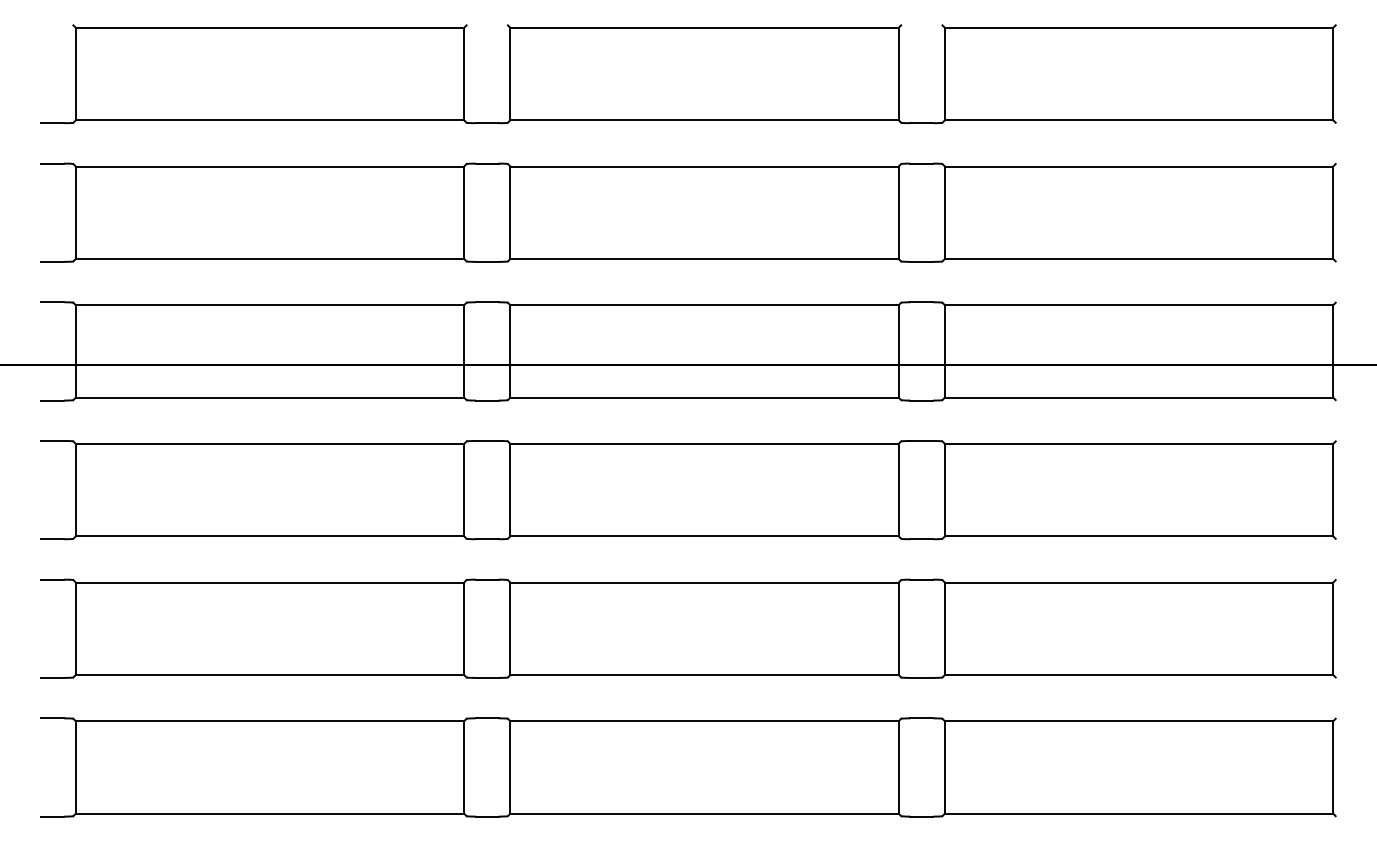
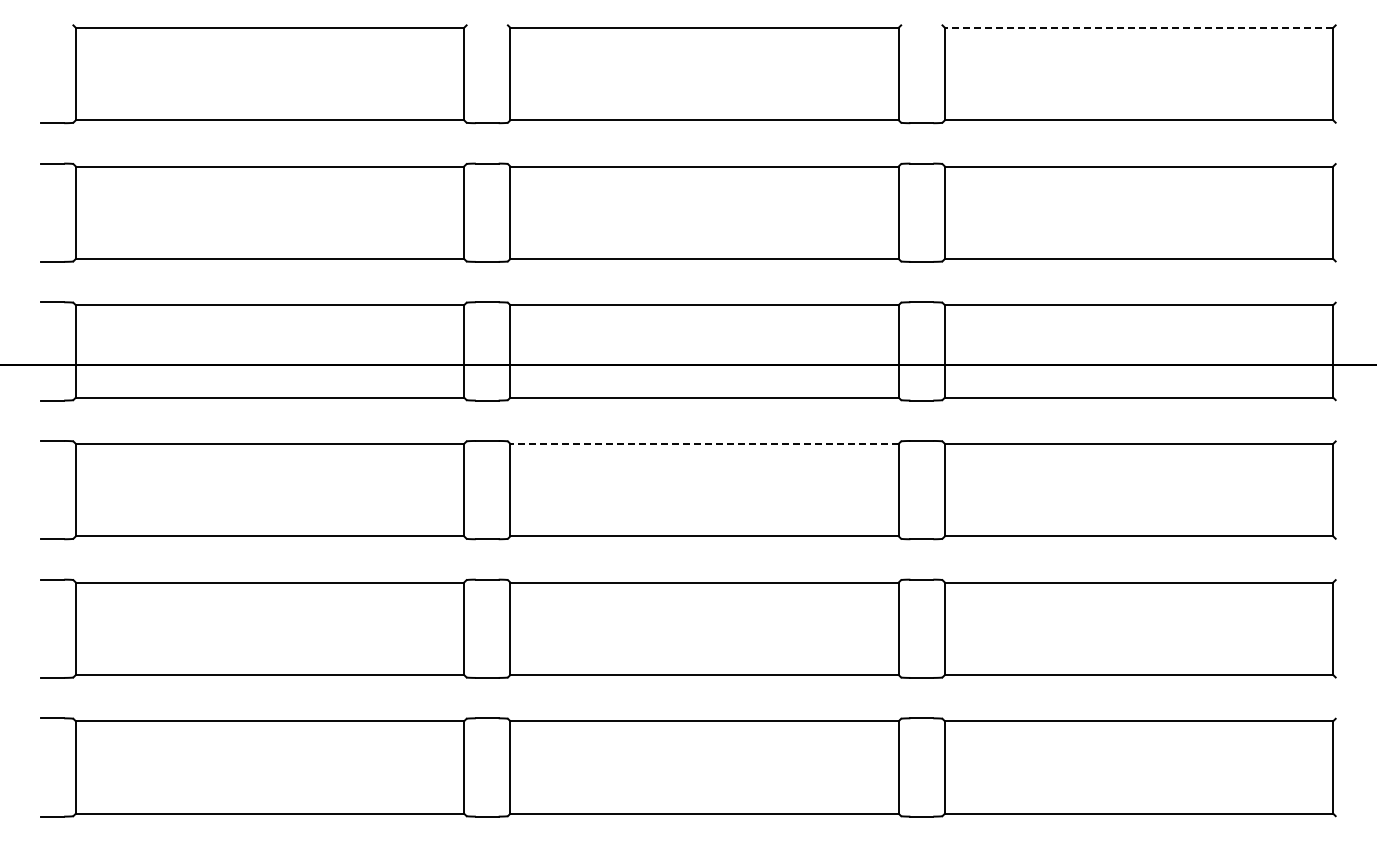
line: solid -> dashed (1138, 27)
line: solid -> dashed (704, 443)
